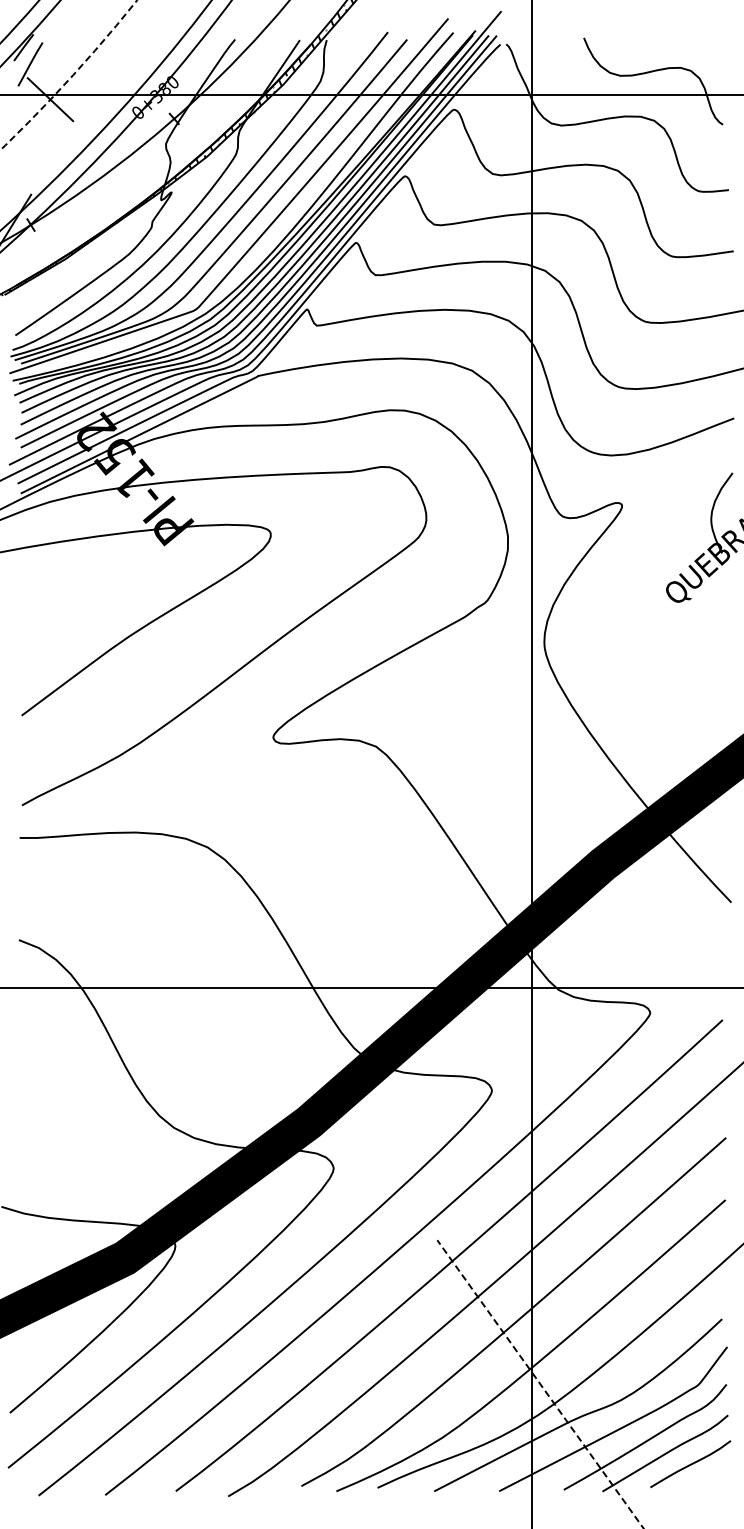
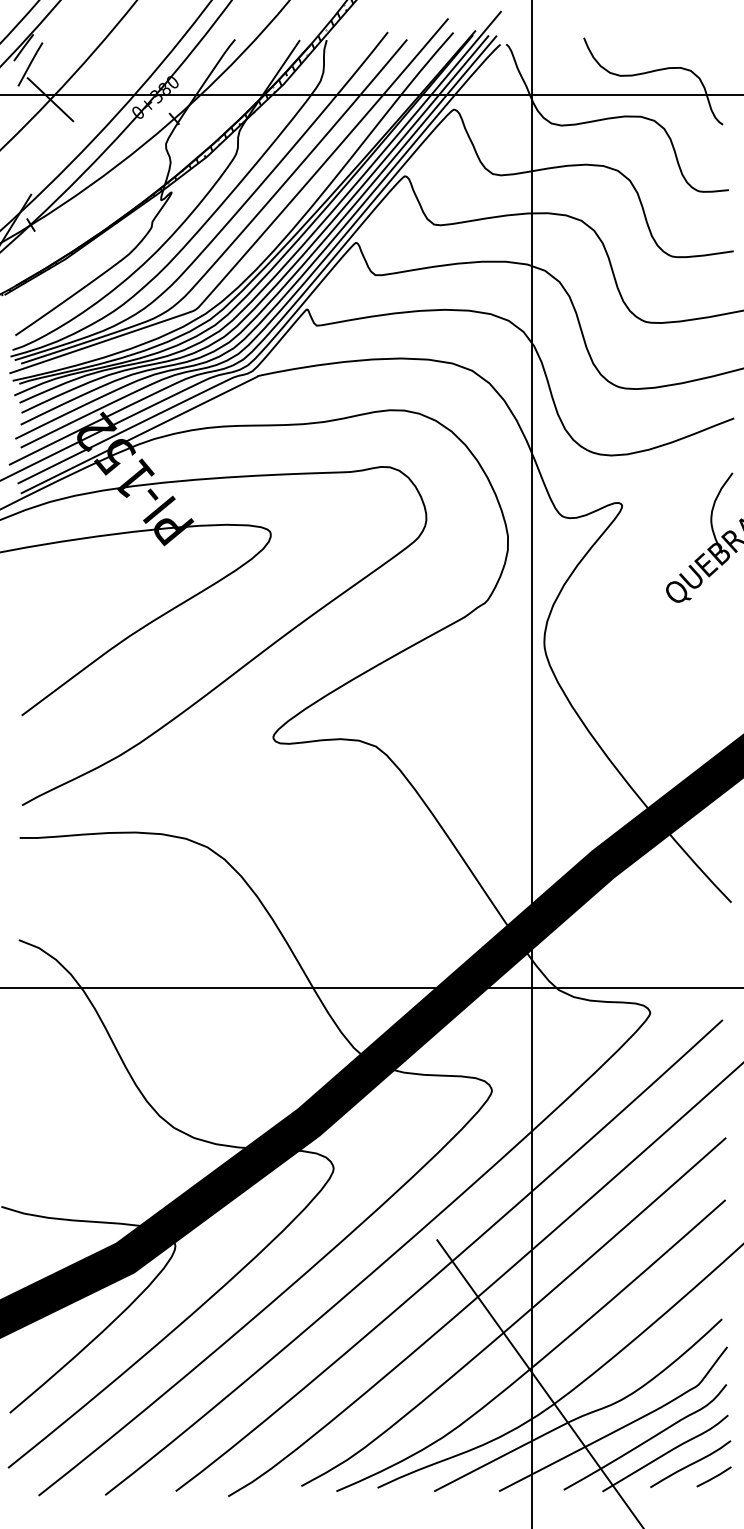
arc: dashed -> solid (71, 77)
line: dashed -> solid (540, 1384)
line: none -> present (713, 1476)
